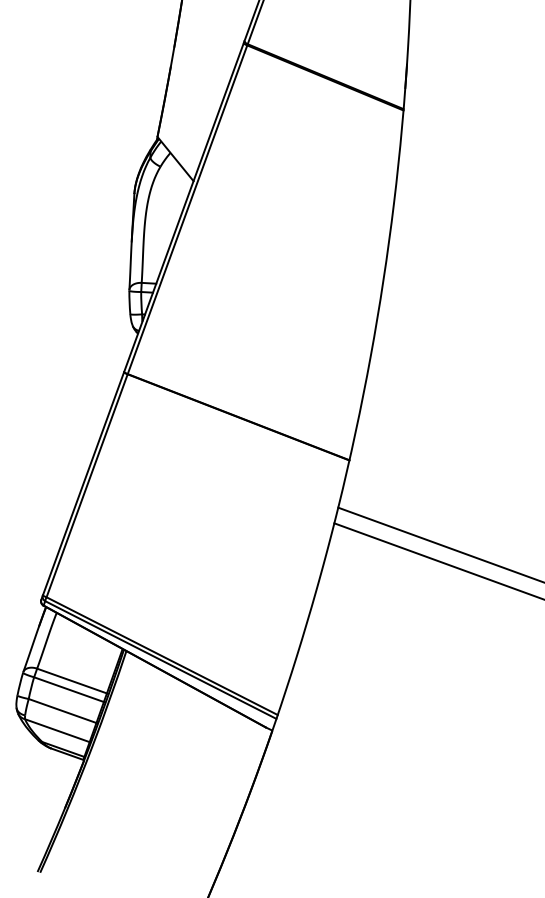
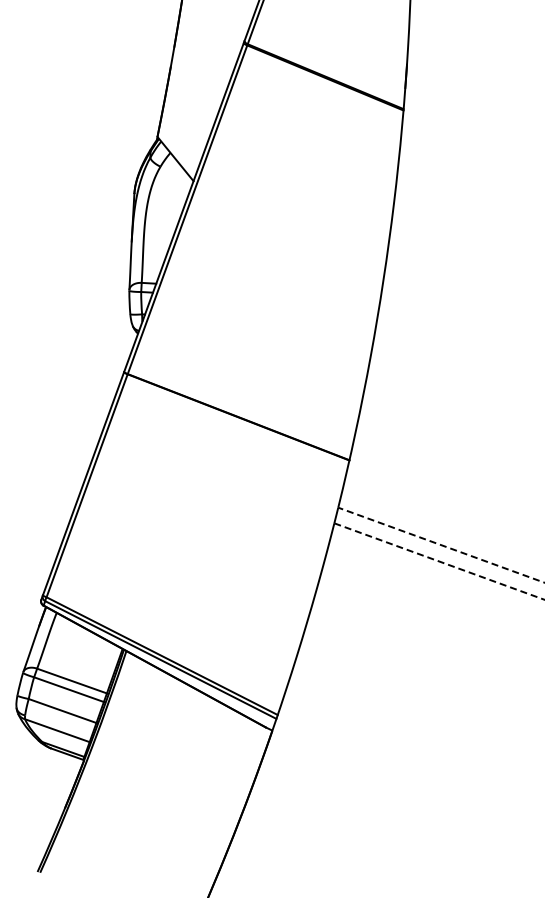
line: solid -> dashed (441, 545)
line: solid -> dashed (439, 561)
